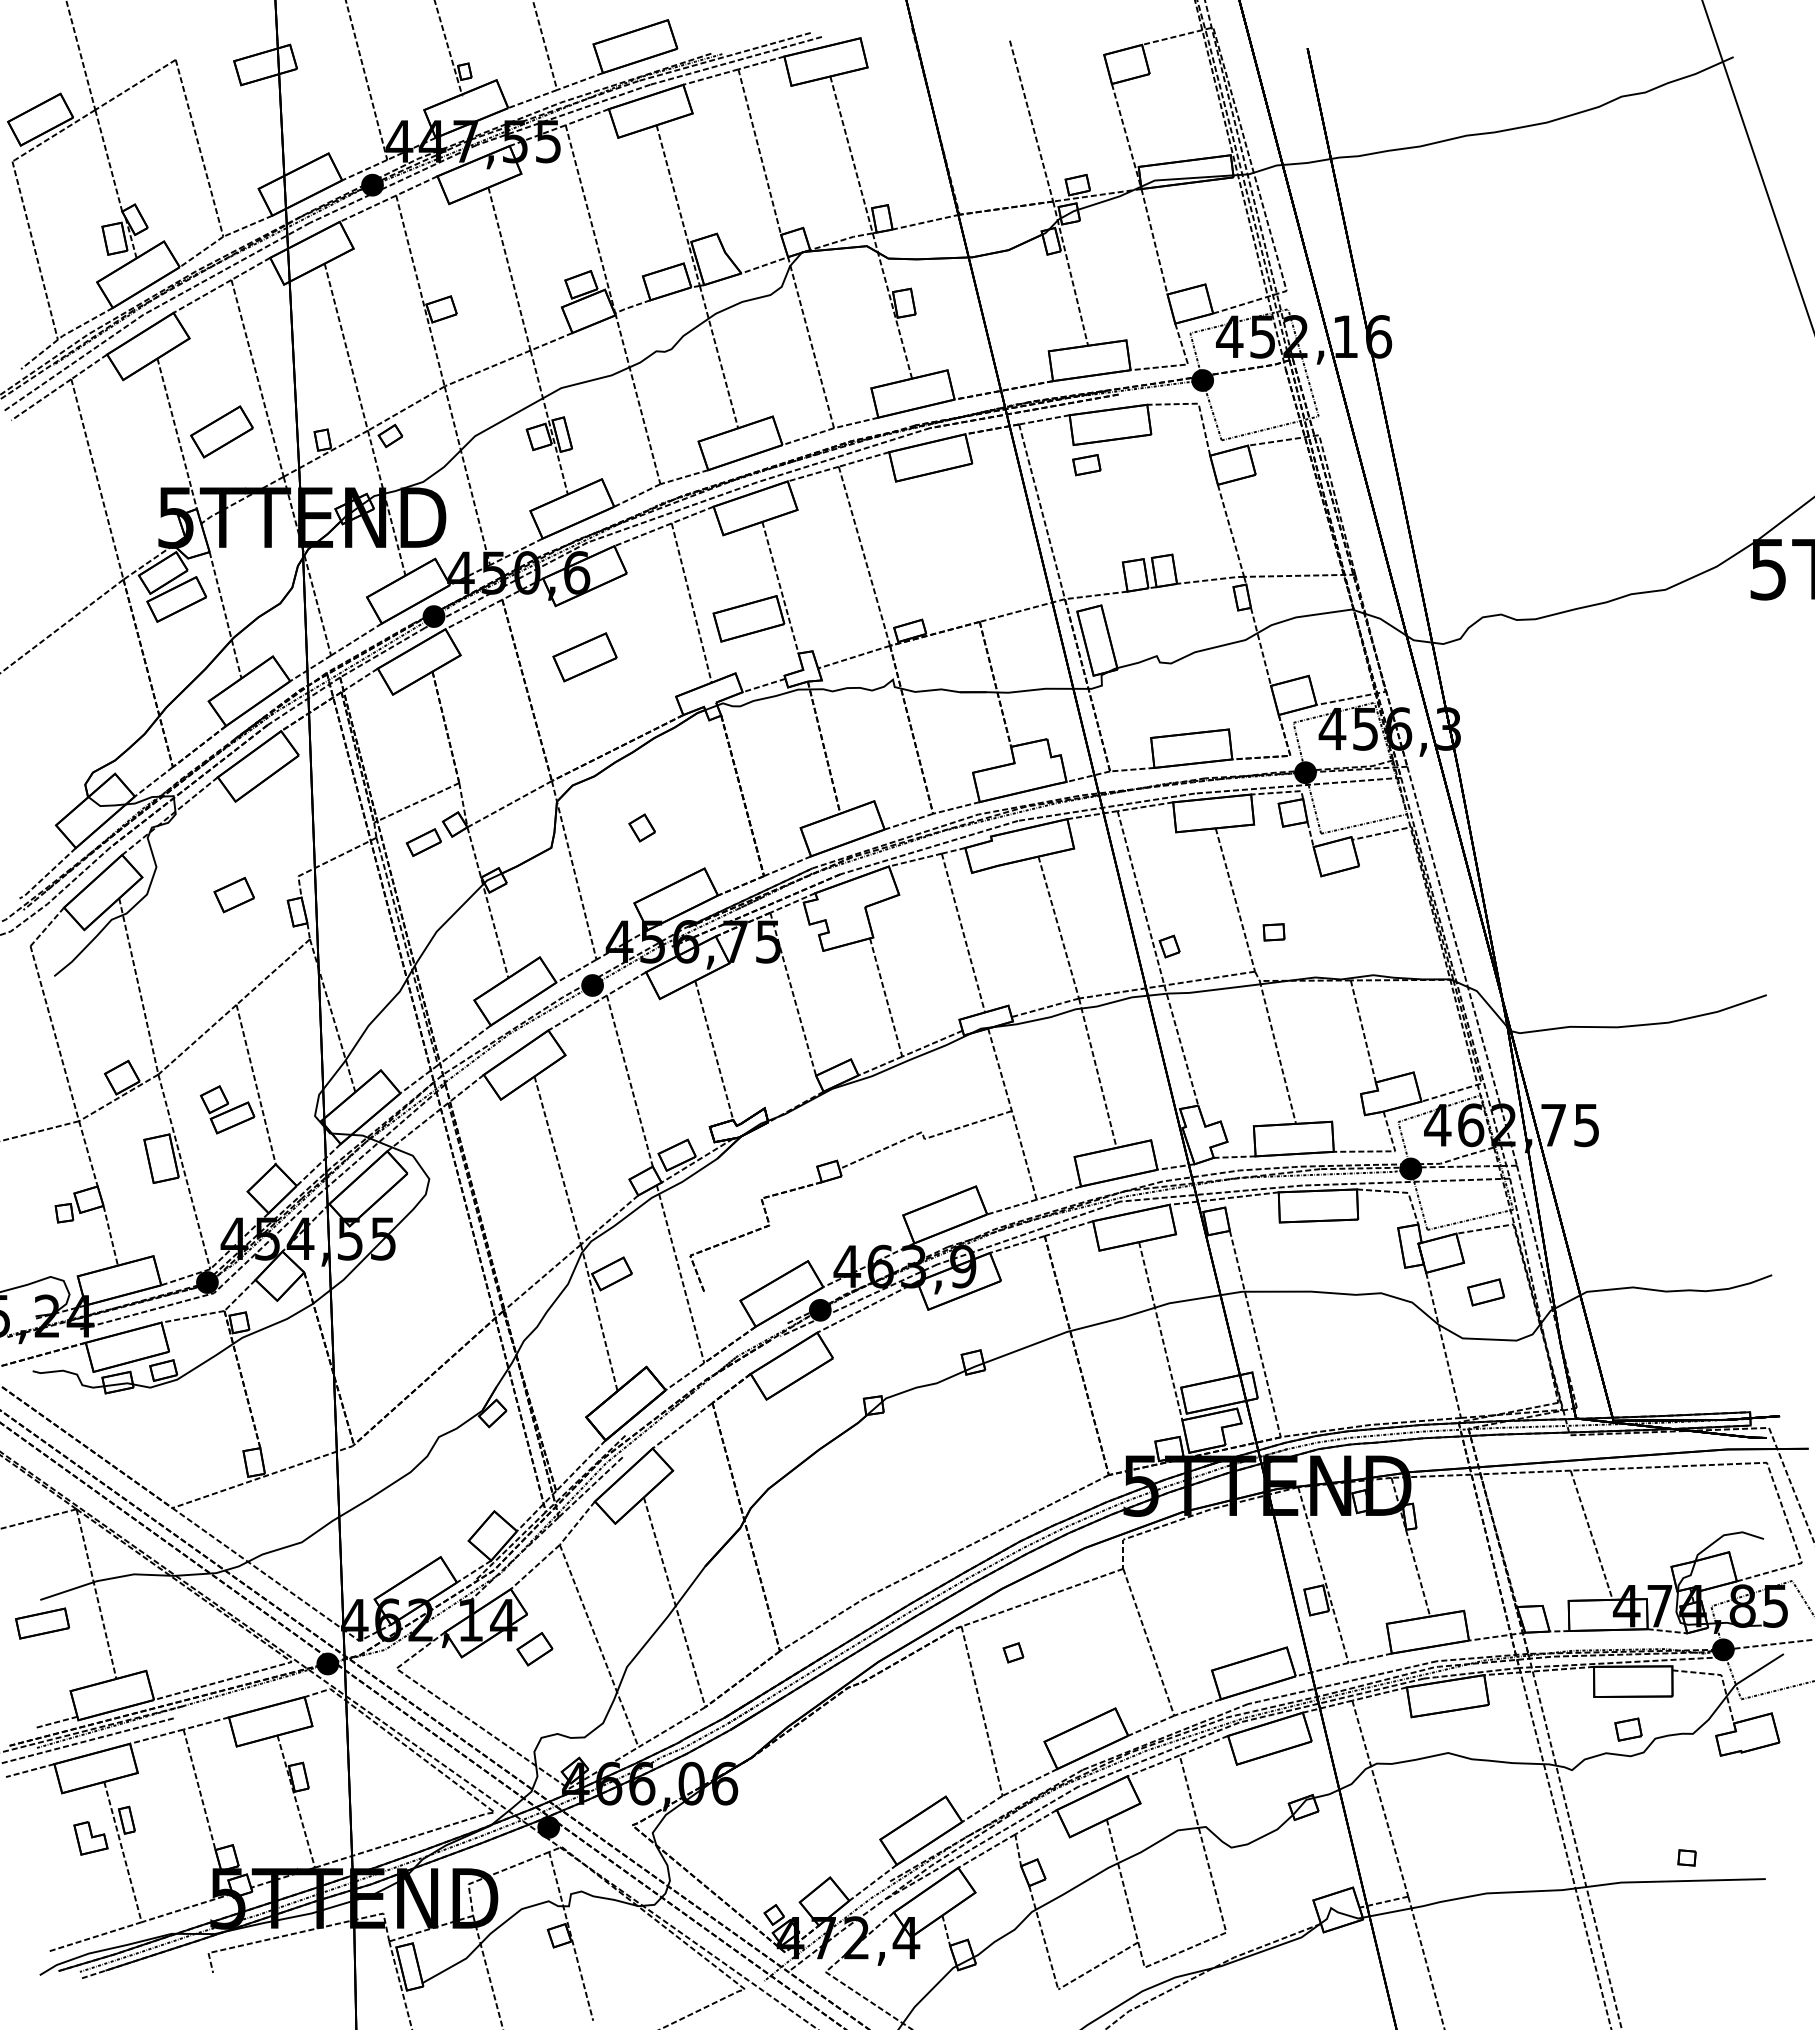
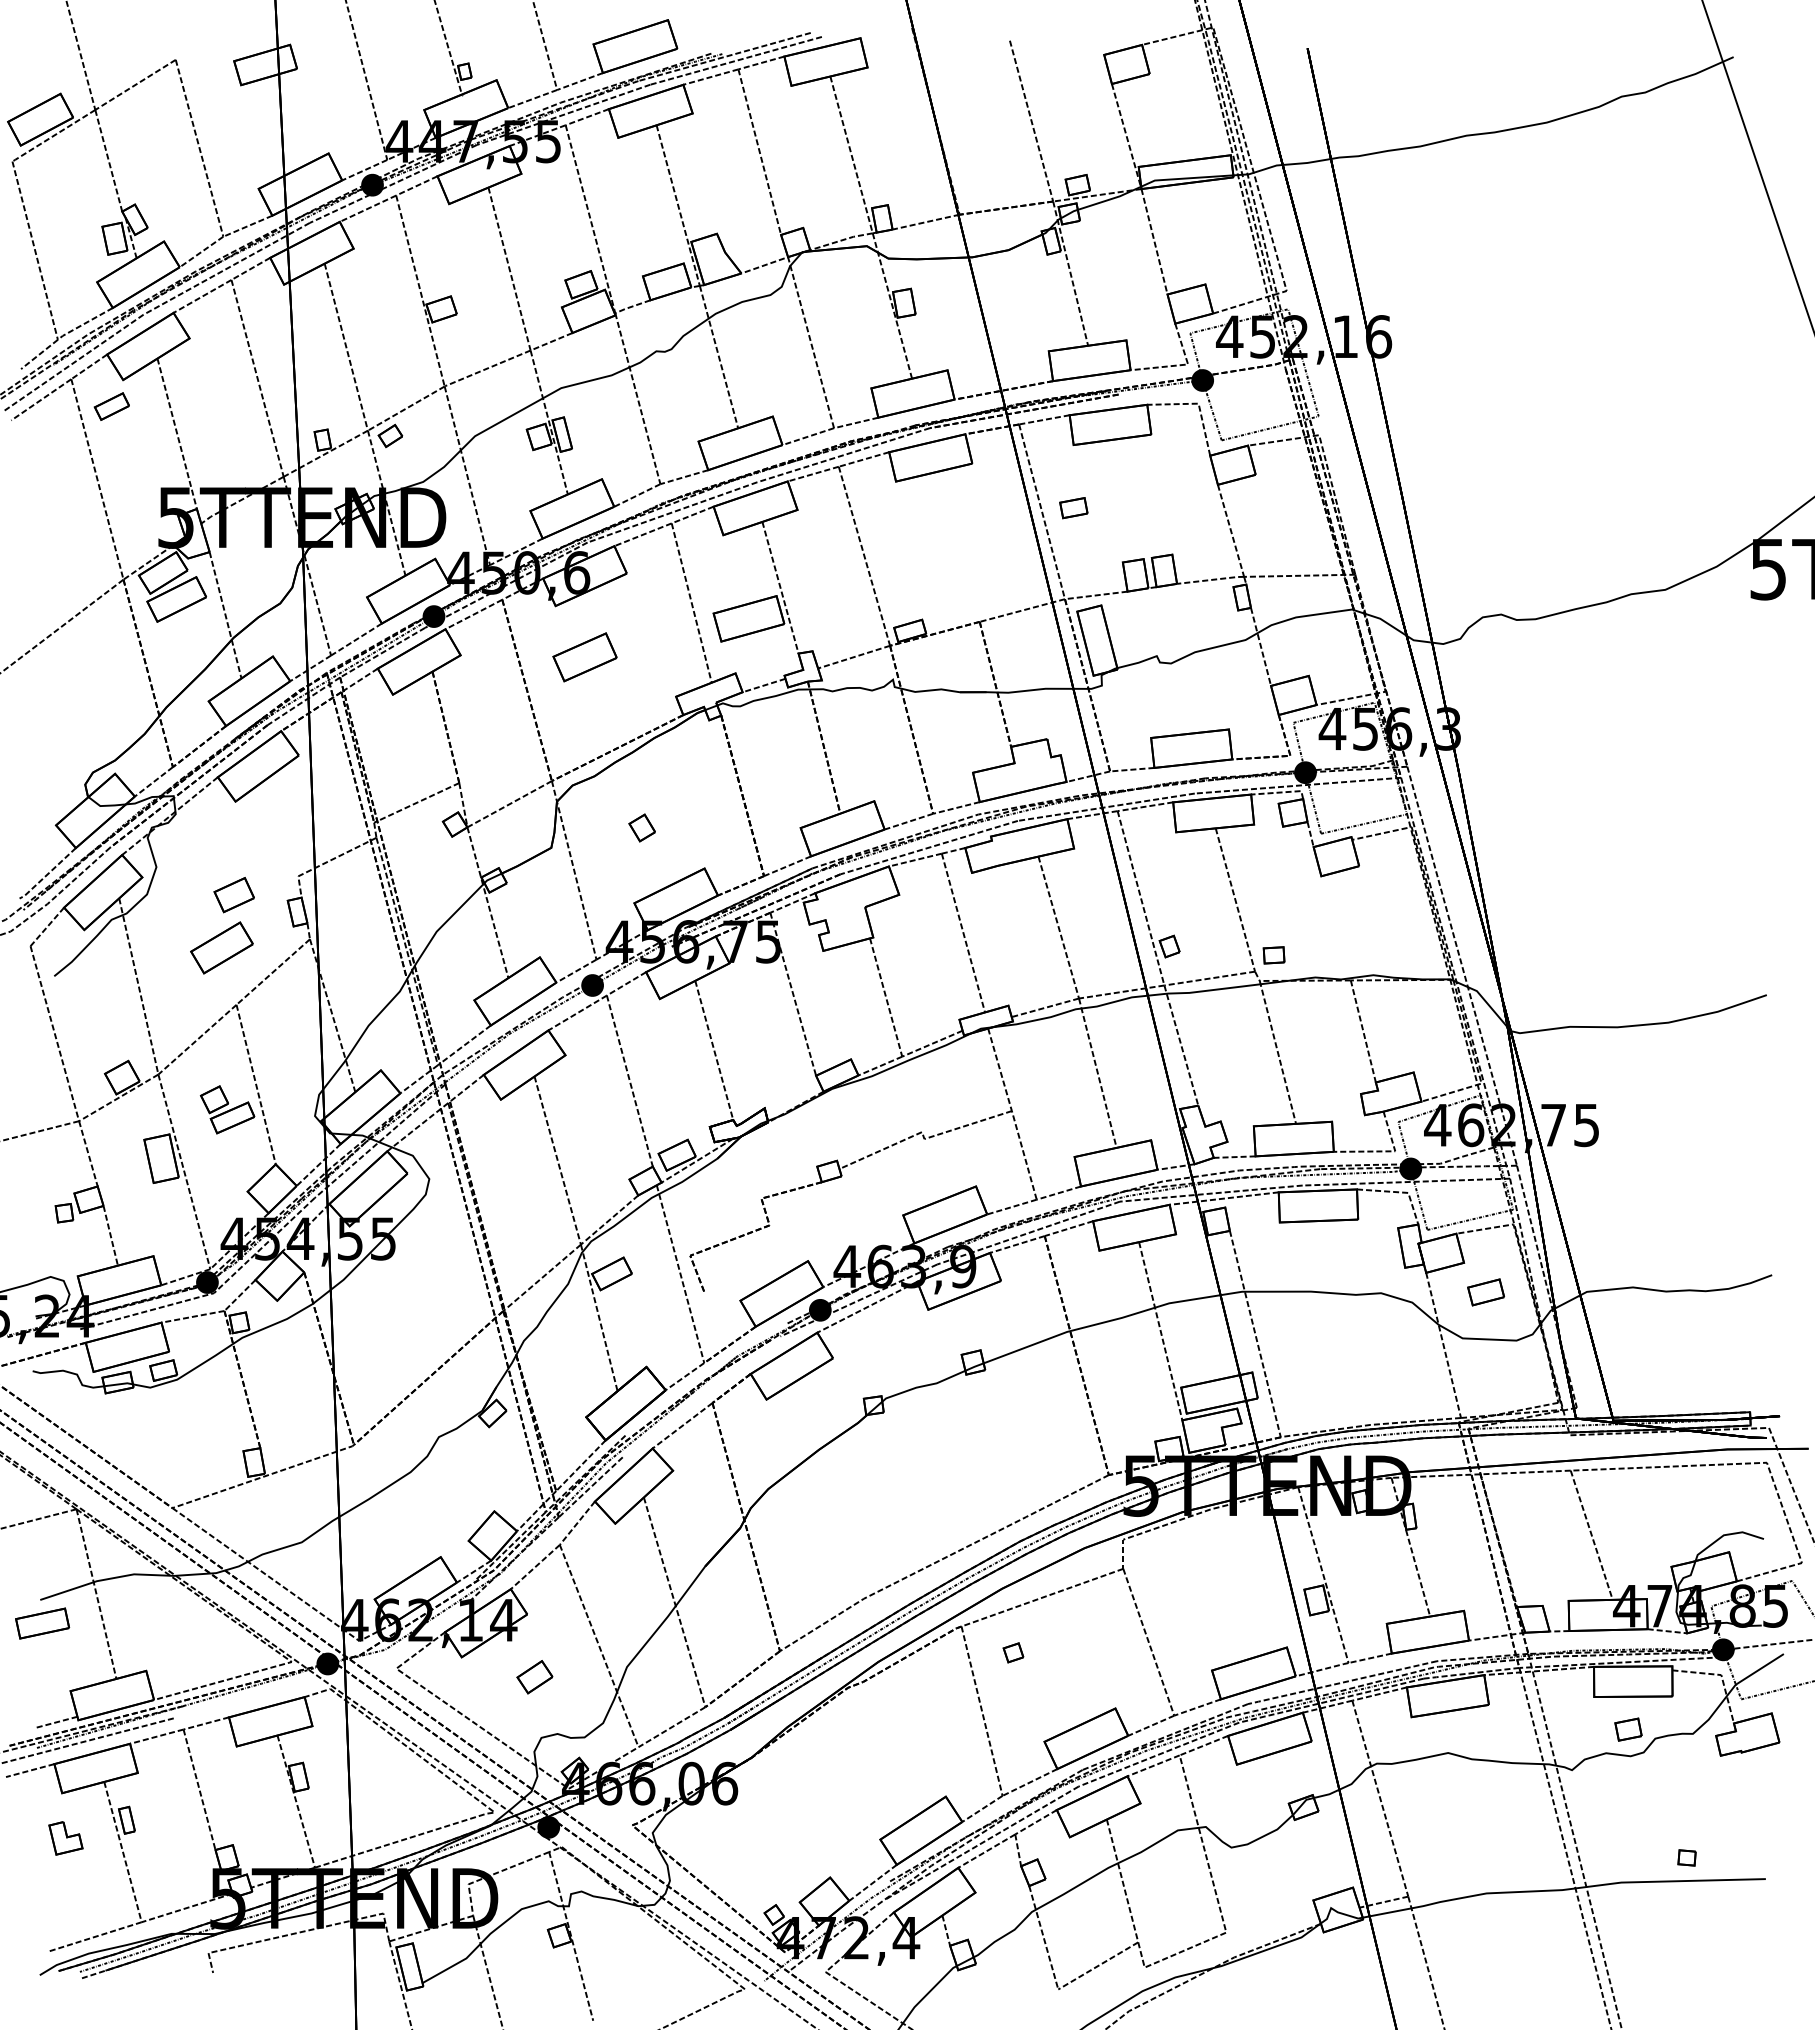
part position: (221, 431) -> (221, 947) (221, 947)
part position: (1086, 465) -> (1073, 508) (1073, 508)
part position: (423, 842) -> (111, 406) (111, 406)
part position: (1273, 932) -> (1273, 955) (1273, 955)
part position: (534, 1649) -> (534, 1677) (534, 1677)
part position: (90, 1838) -> (65, 1838) (65, 1838)
